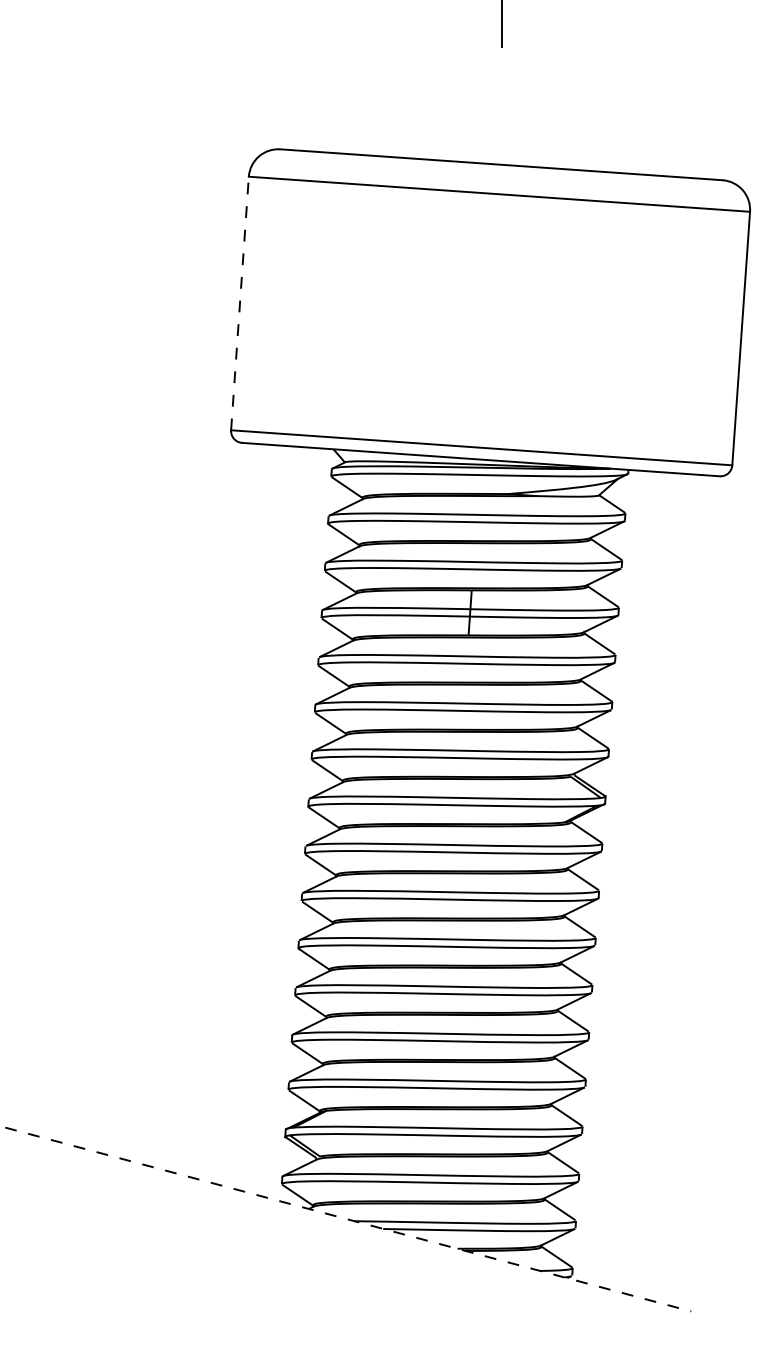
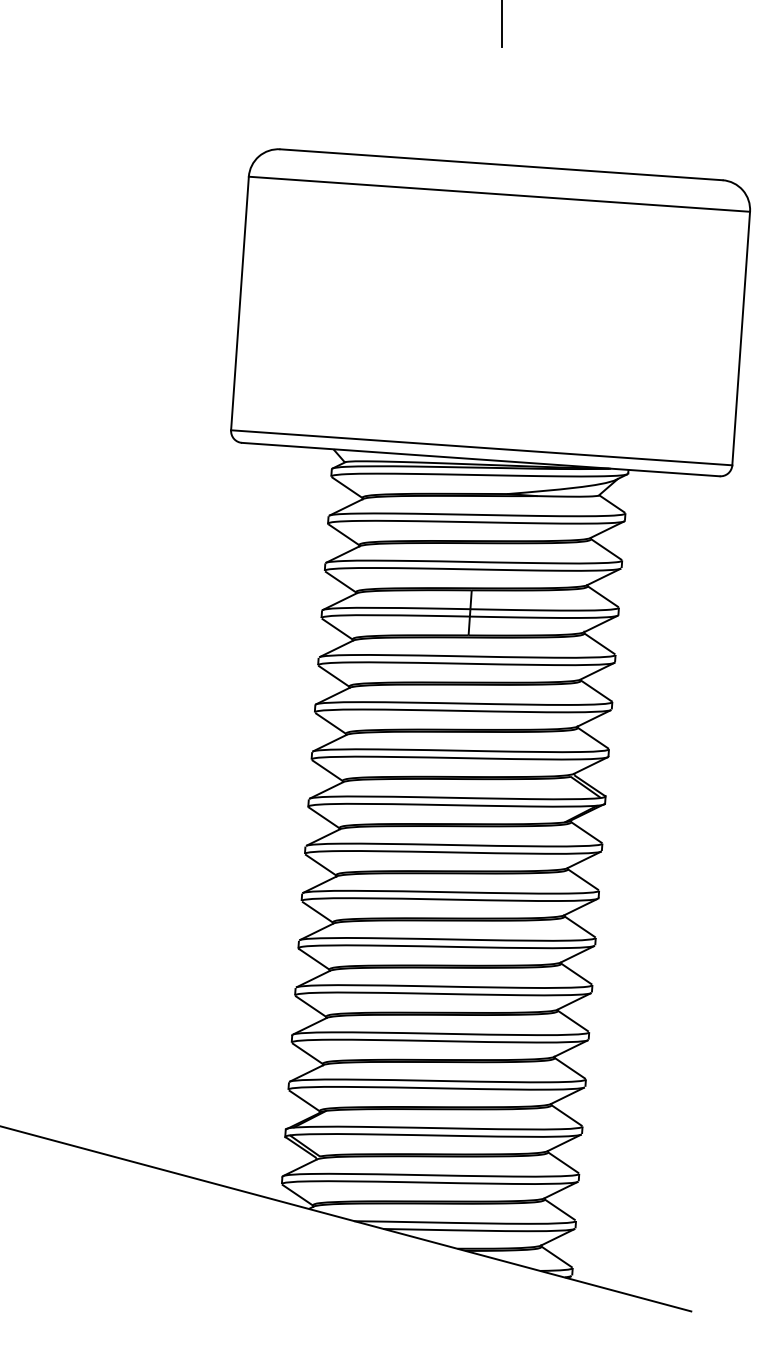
line: dashed -> solid (240, 303)
line: dashed -> solid (346, 1219)
